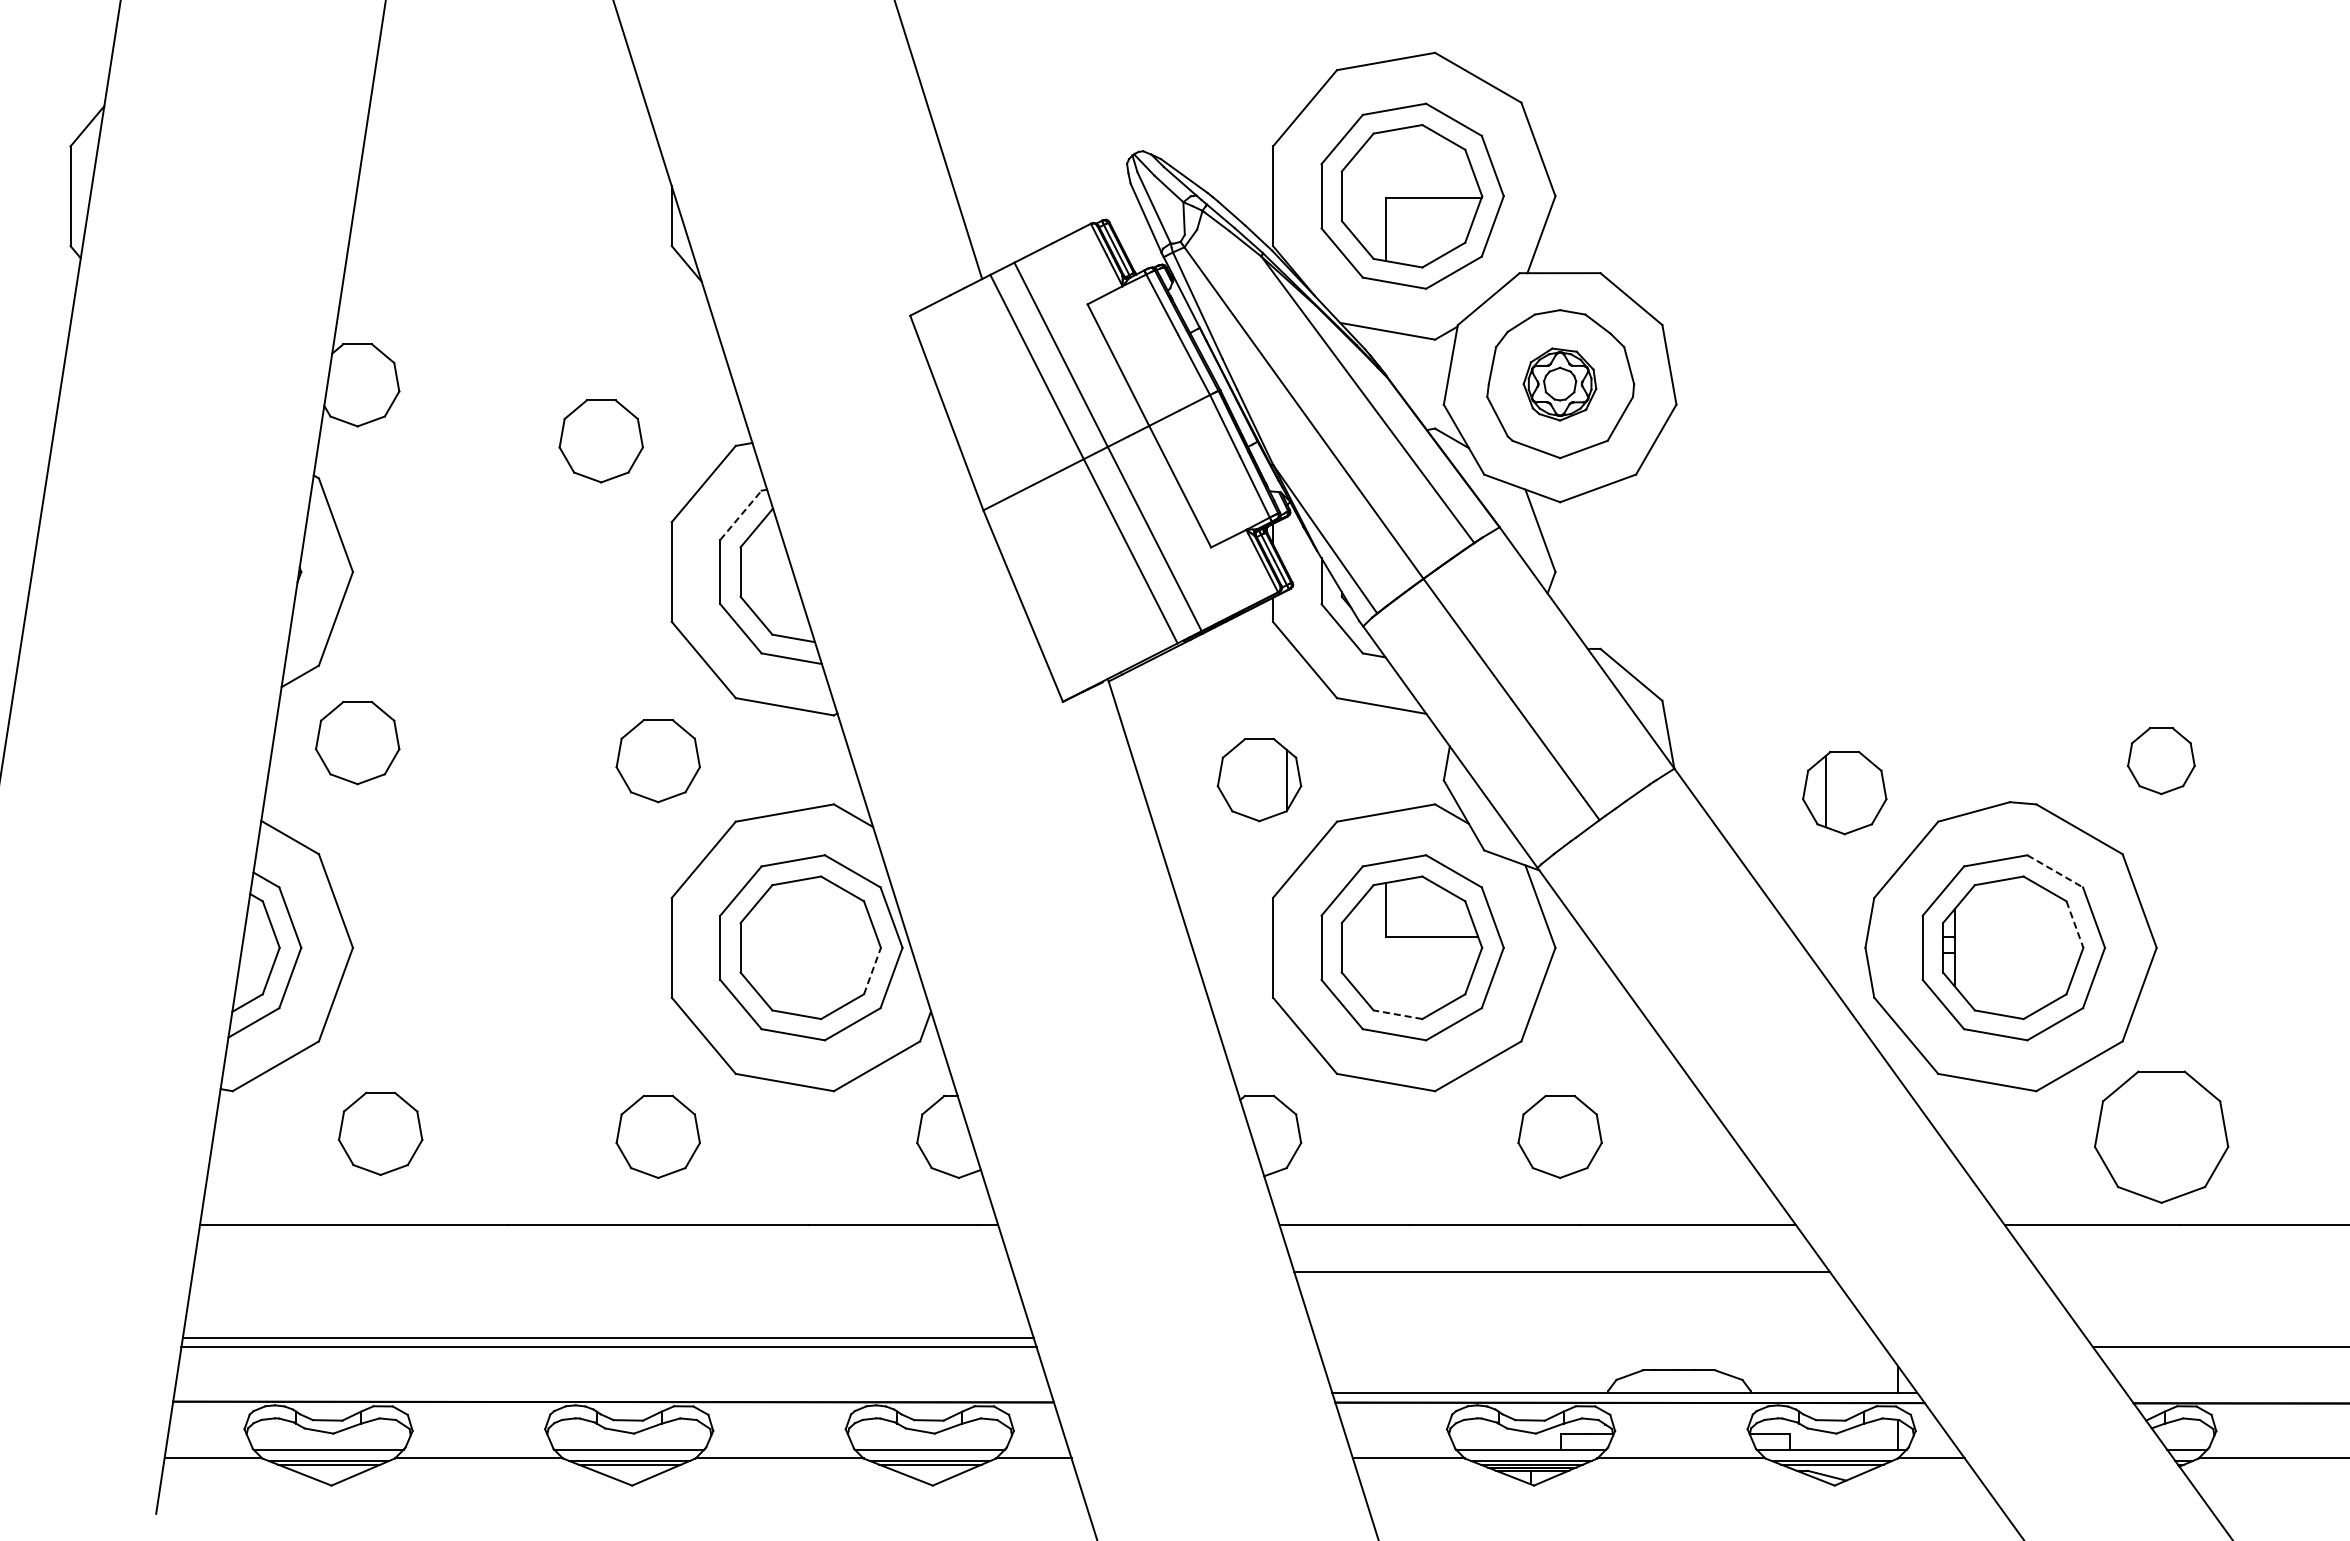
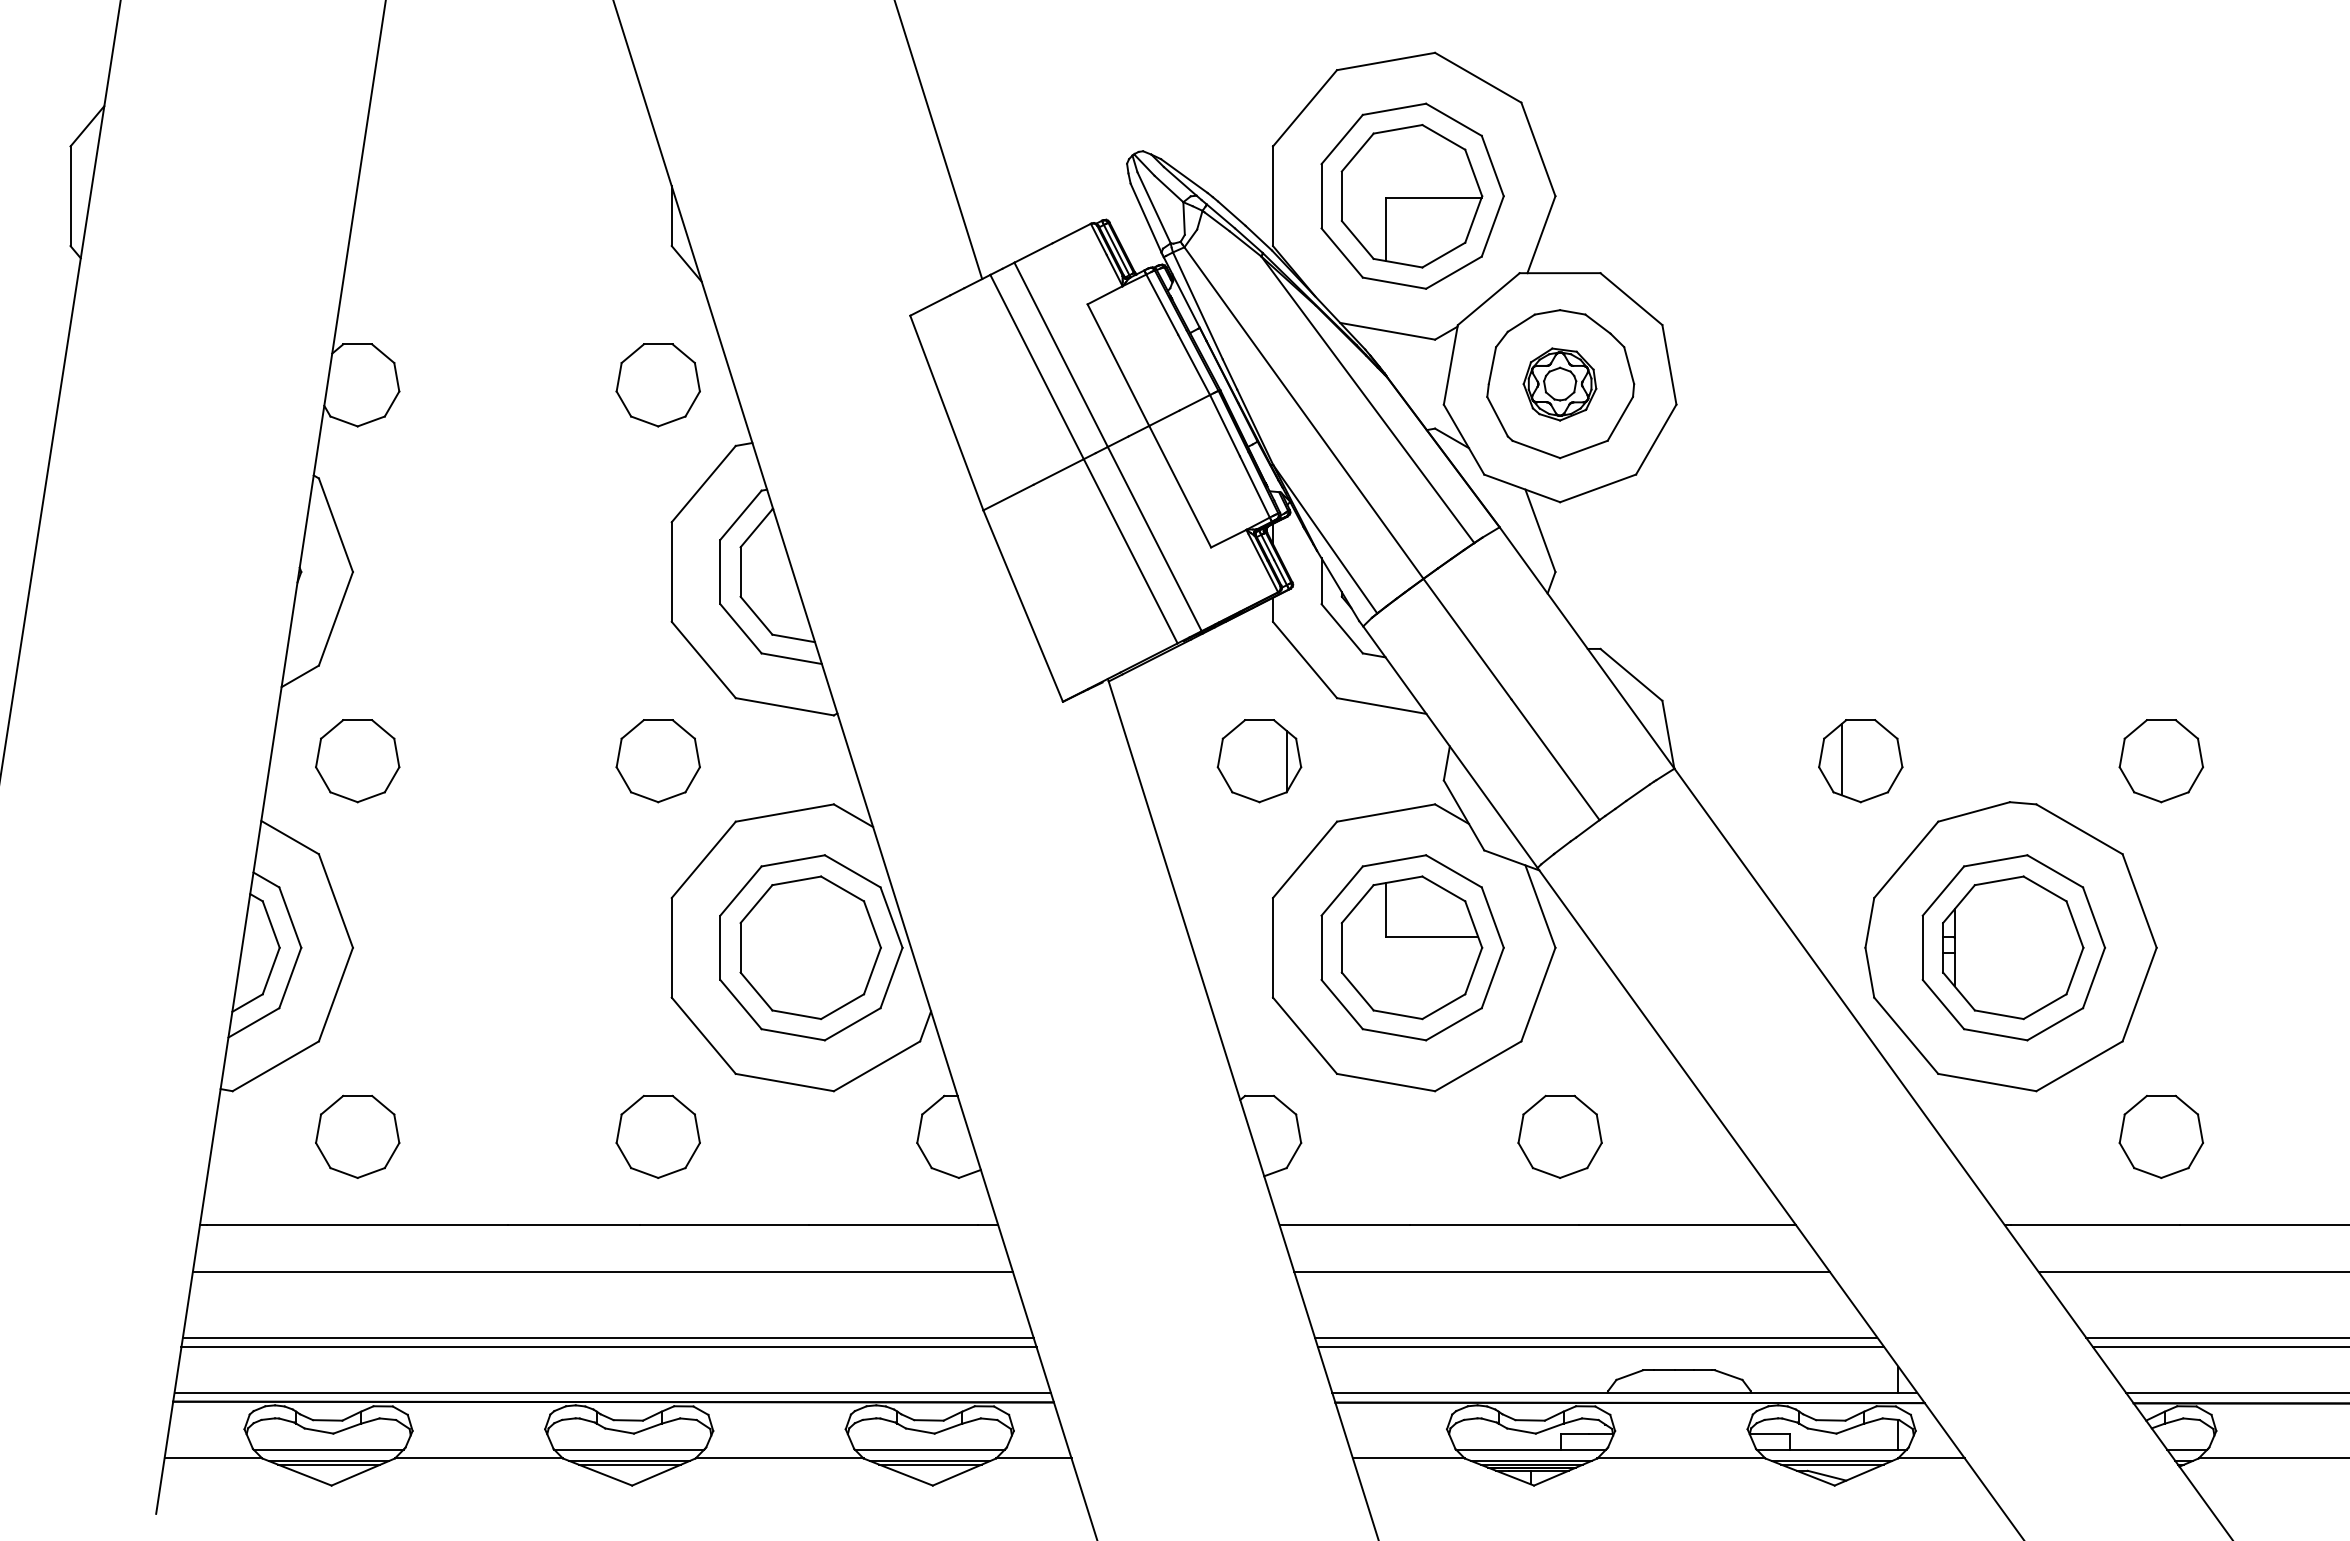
part position: (600, 441) -> (657, 385) (657, 385)
line: dashed -> solid (741, 514)
part position: (357, 743) -> (357, 761) (357, 761)
part size: 69x69 px -> 87x85 px (2161, 761)
part position: (1259, 780) -> (1259, 761) (1259, 761)
part position: (1844, 793) -> (1860, 761) (1860, 761)
line: dashed -> solid (2055, 871)
line: dashed -> solid (2074, 924)
line: dashed -> solid (872, 971)
line: dashed -> solid (1398, 1014)
part position: (380, 1133) -> (357, 1136) (357, 1136)
part size: 136x134 px -> 86x85 px (2160, 1136)
line: none -> present (602, 1271)
line: none -> present (2192, 1271)
line: none -> present (1595, 1337)
line: none -> present (2216, 1337)
line: none -> present (1600, 1347)
line: none -> present (612, 1392)
line: none -> present (2235, 1392)
